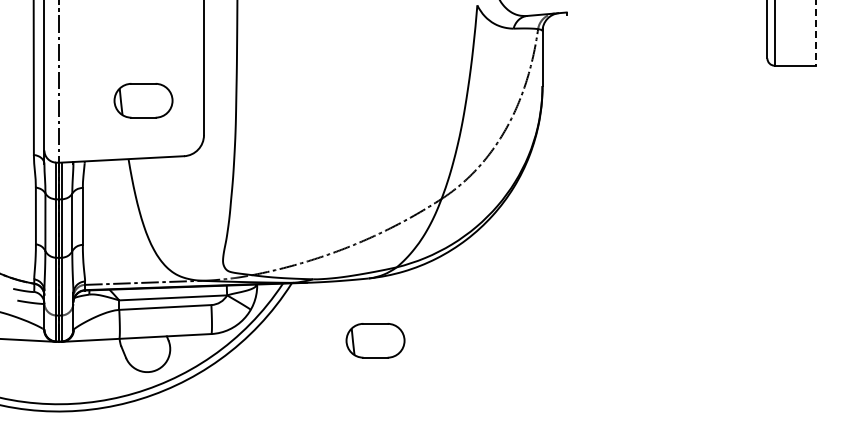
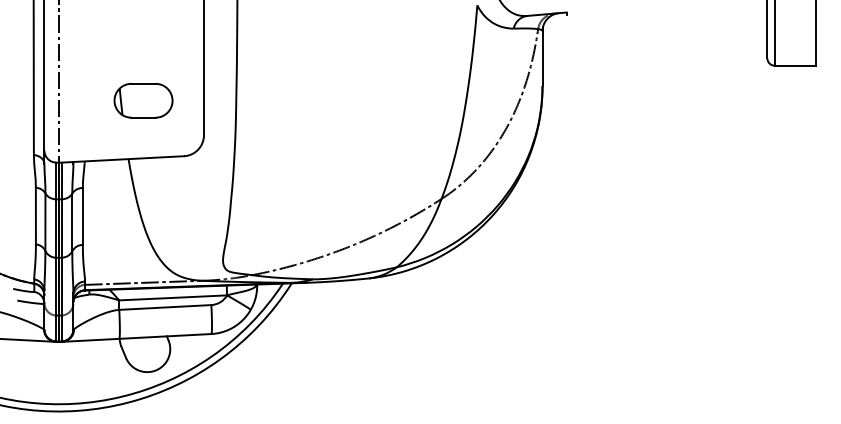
line: dashed -> solid (815, 33)
part: present -> none (375, 340)
